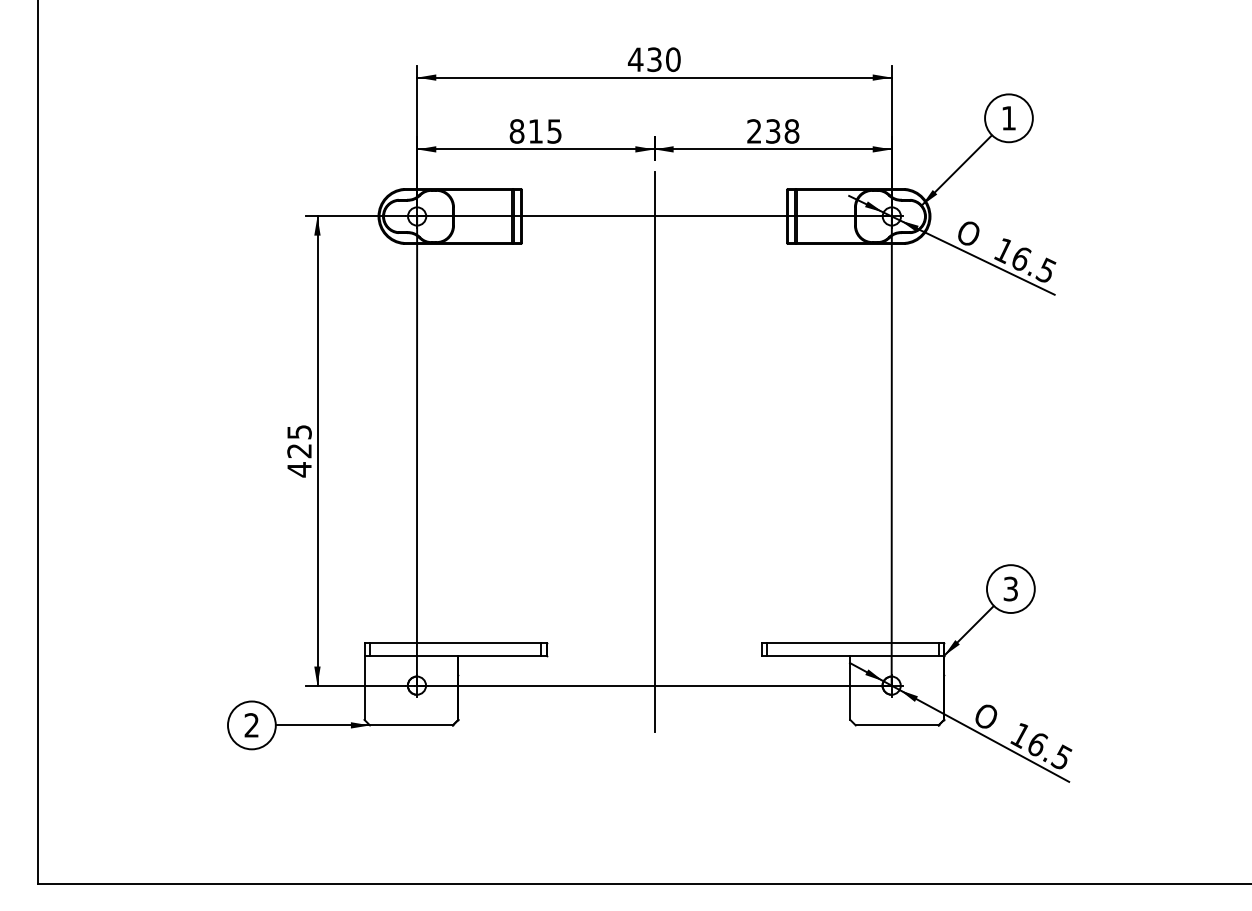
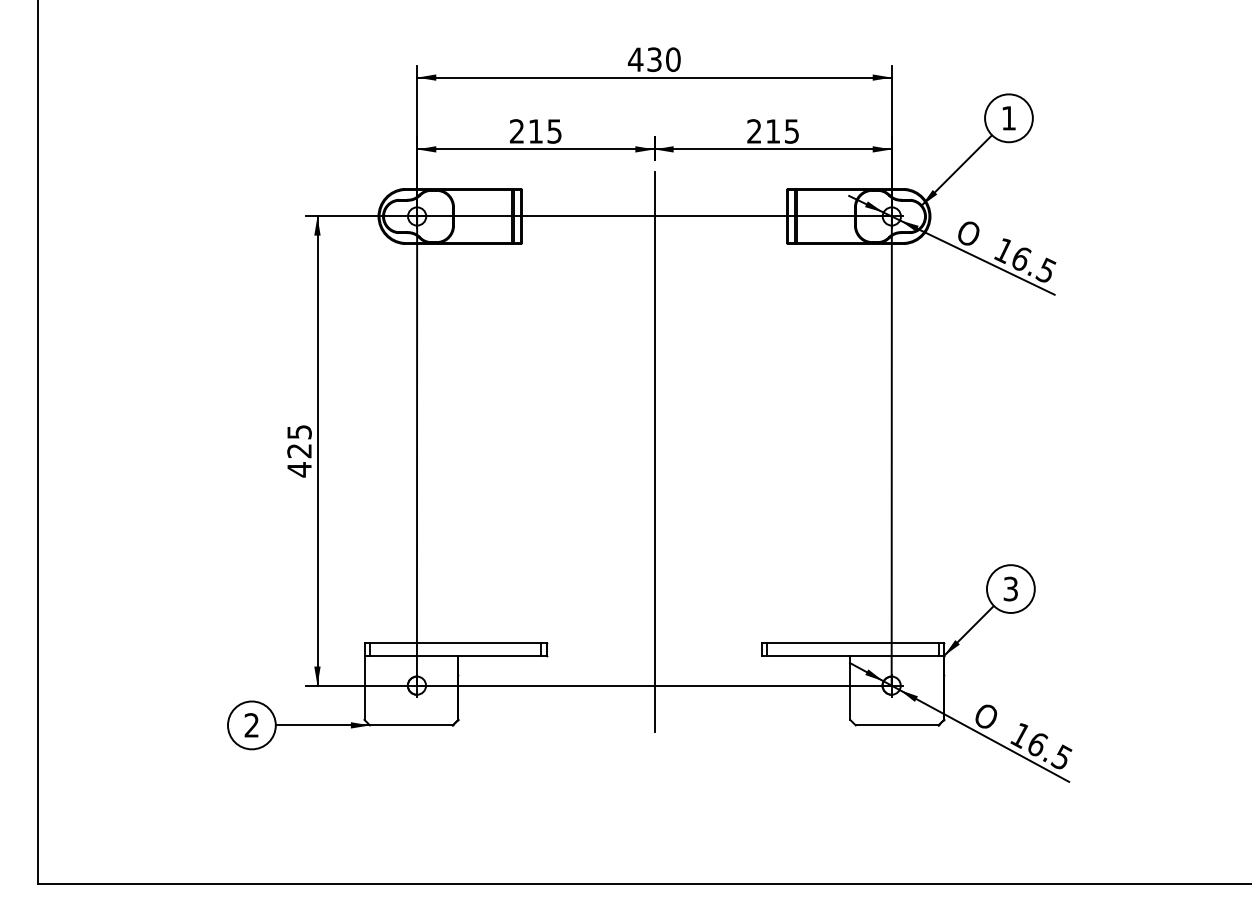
text: 815 -> 215 (516, 131)
text: 238 -> 215 (782, 131)
